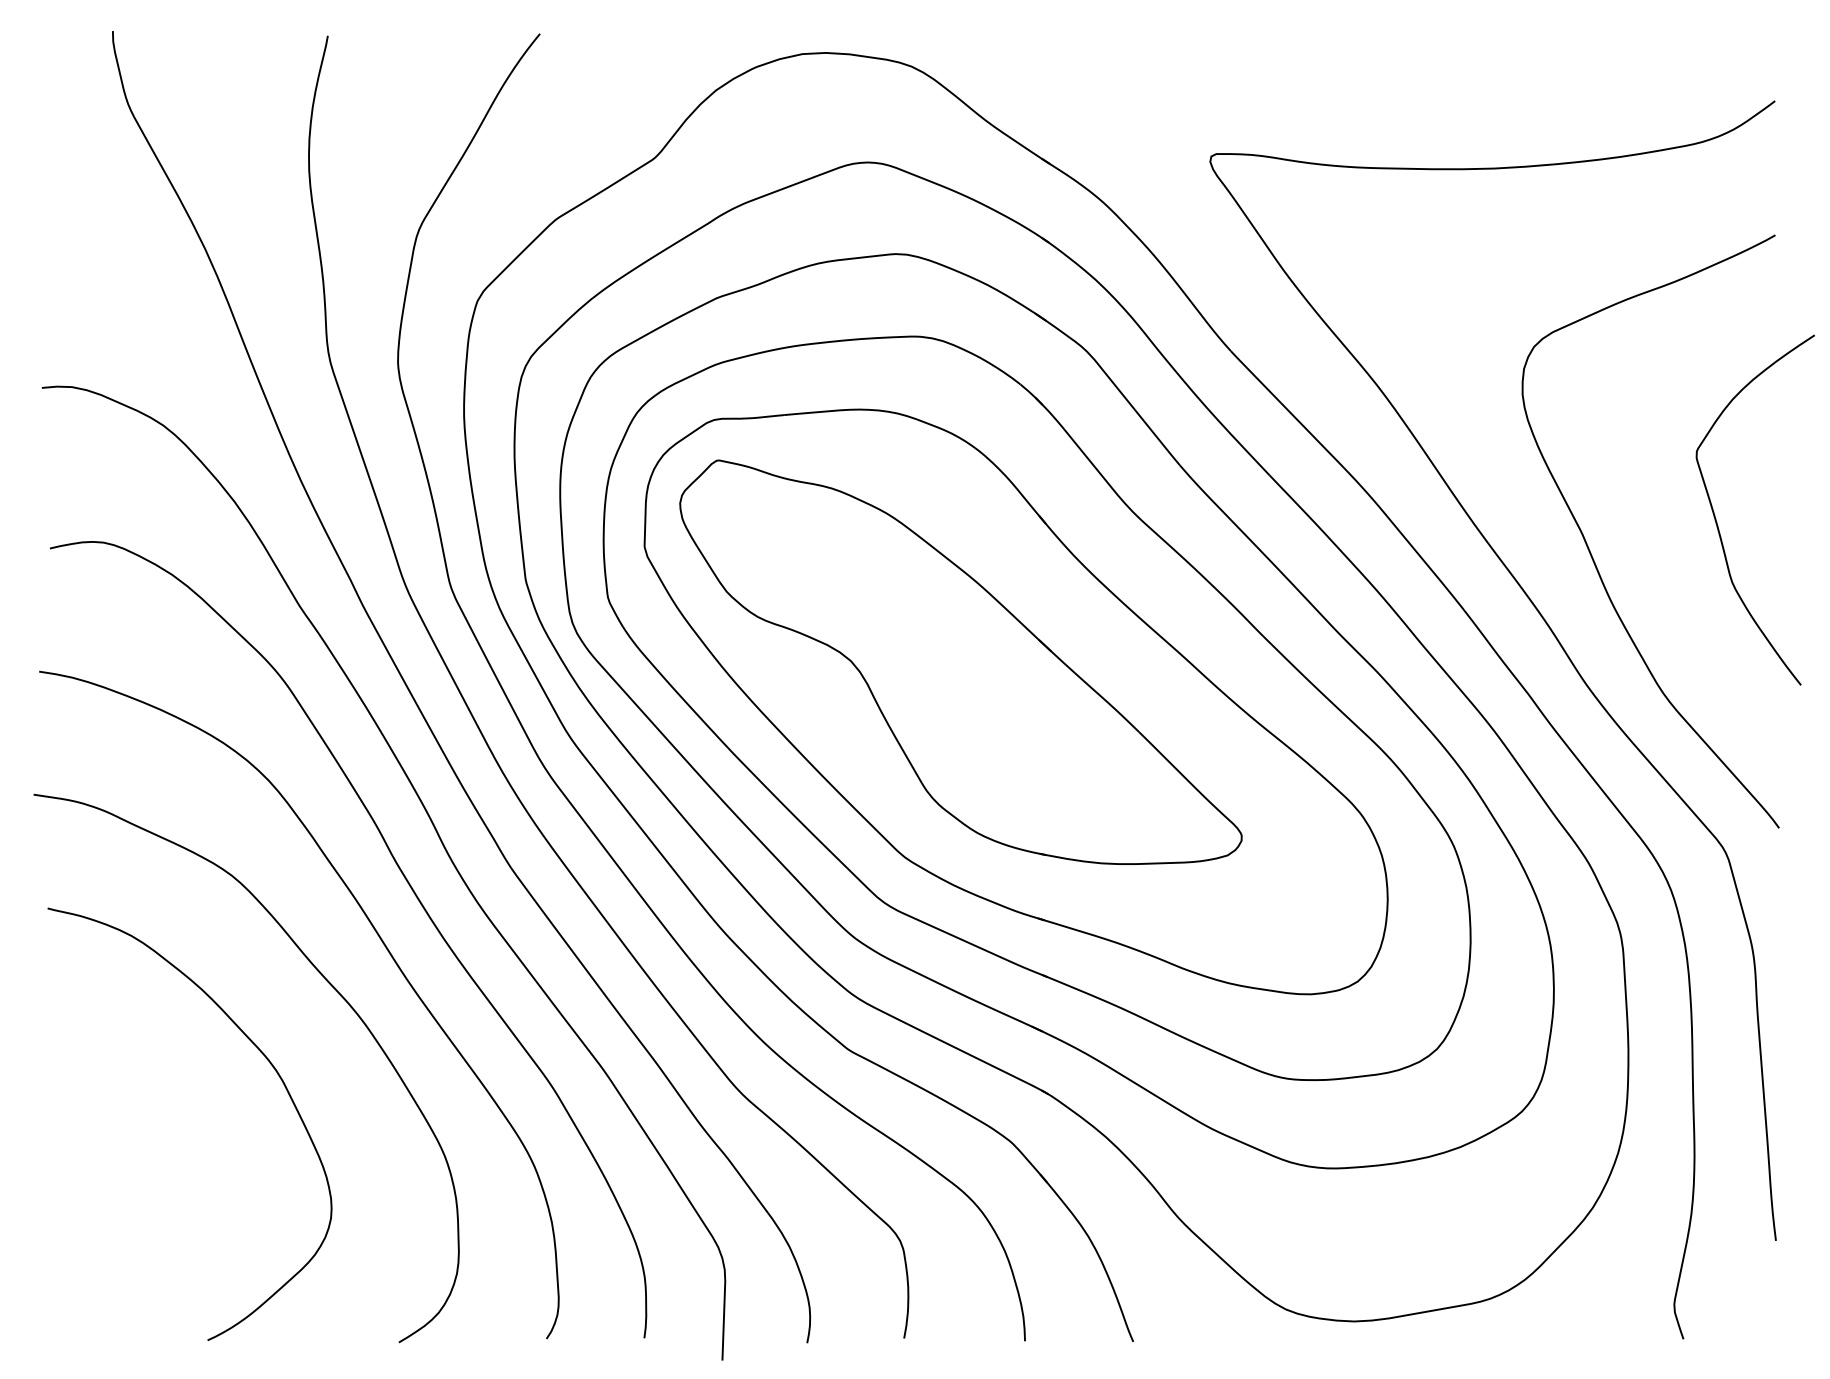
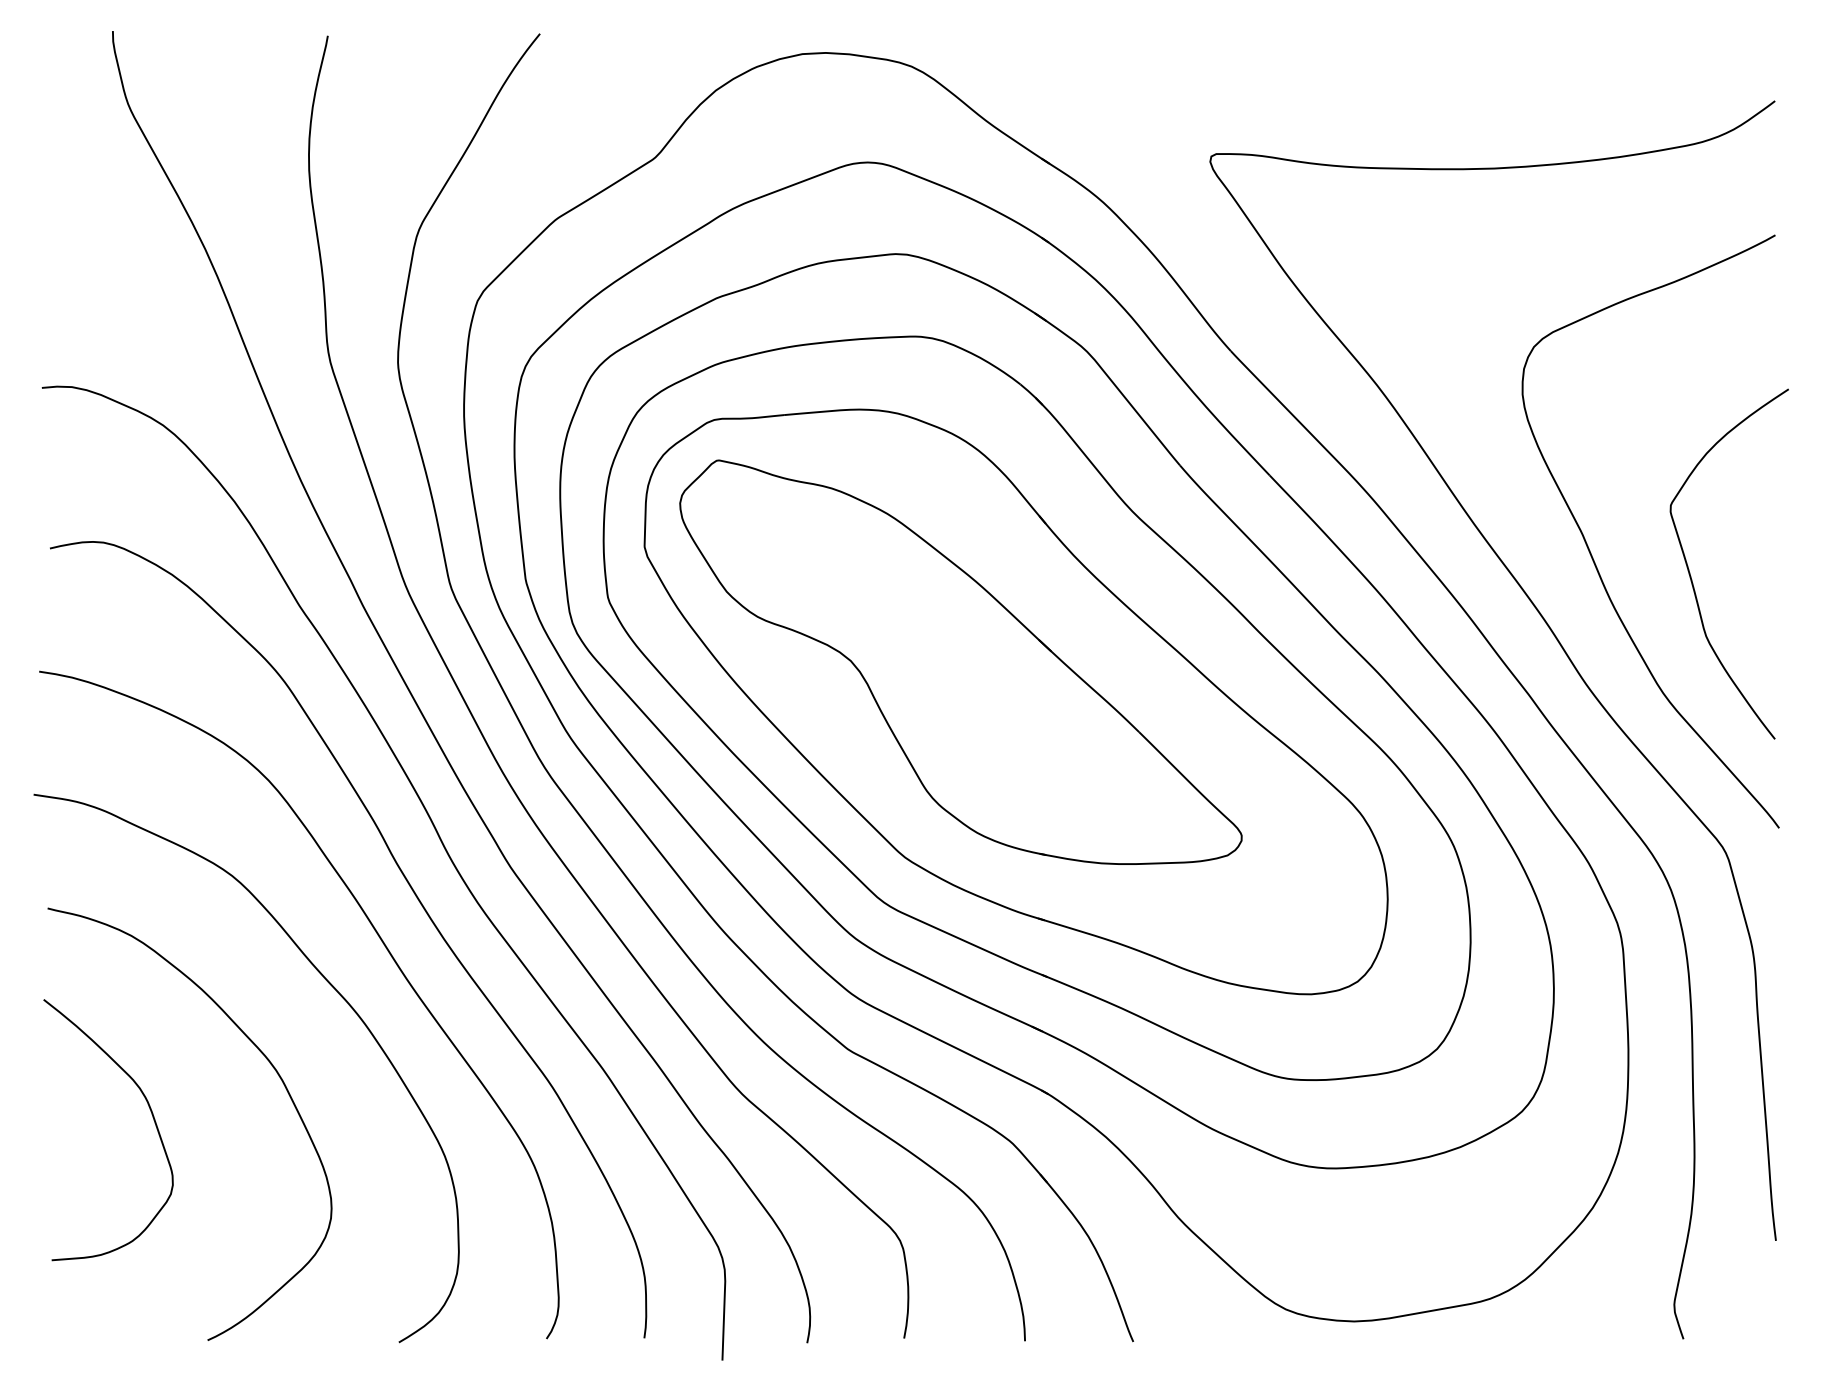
curve position: (1716, 518) -> (1690, 572) (1690, 572)
curve: none -> present (151, 1114)
